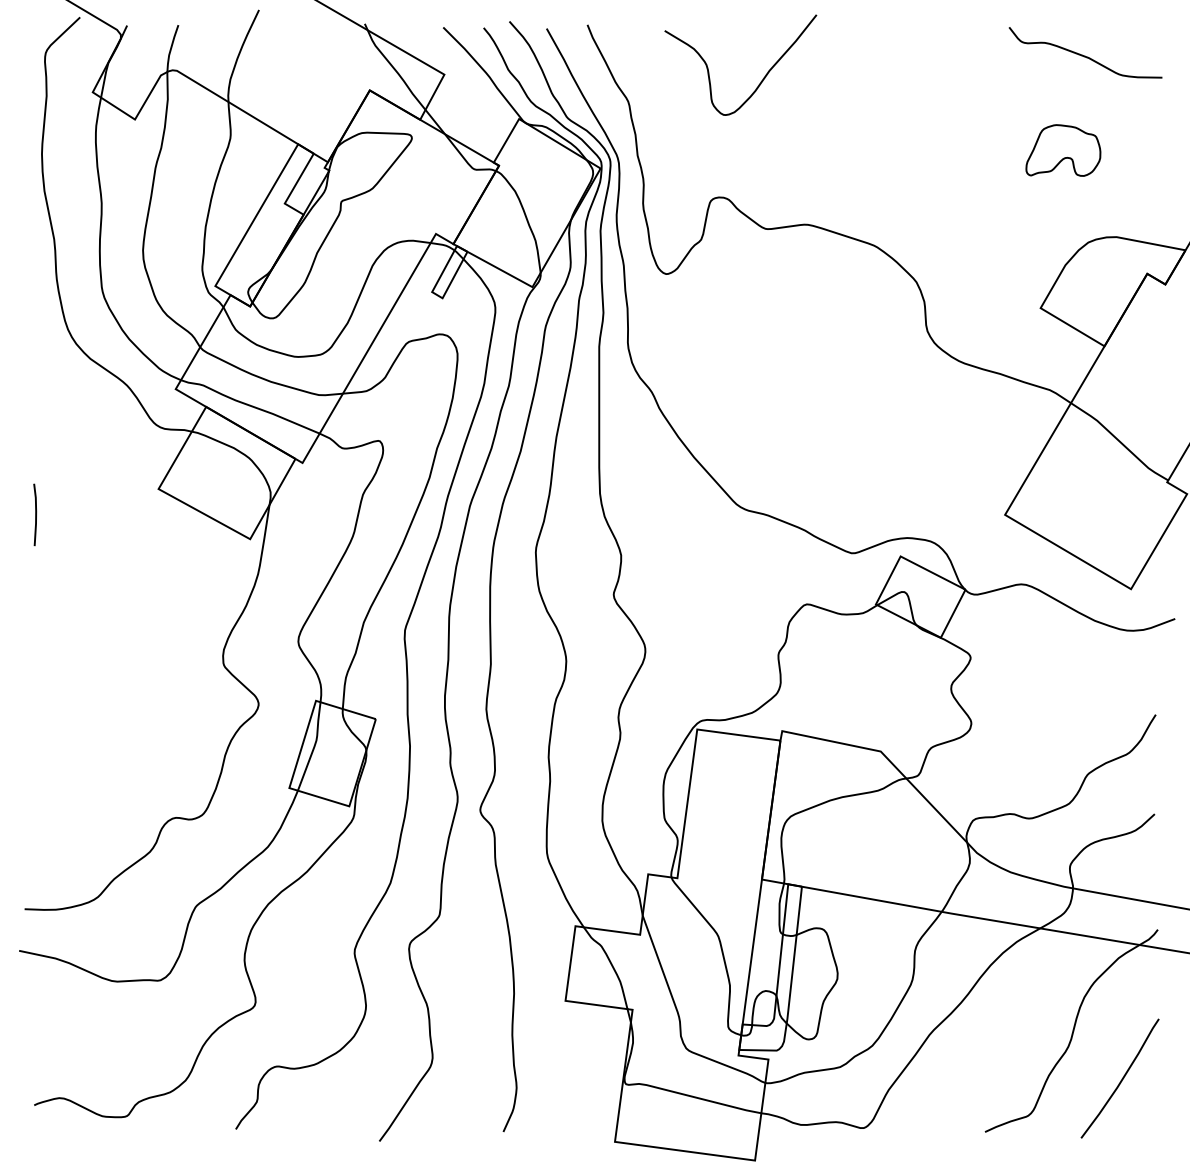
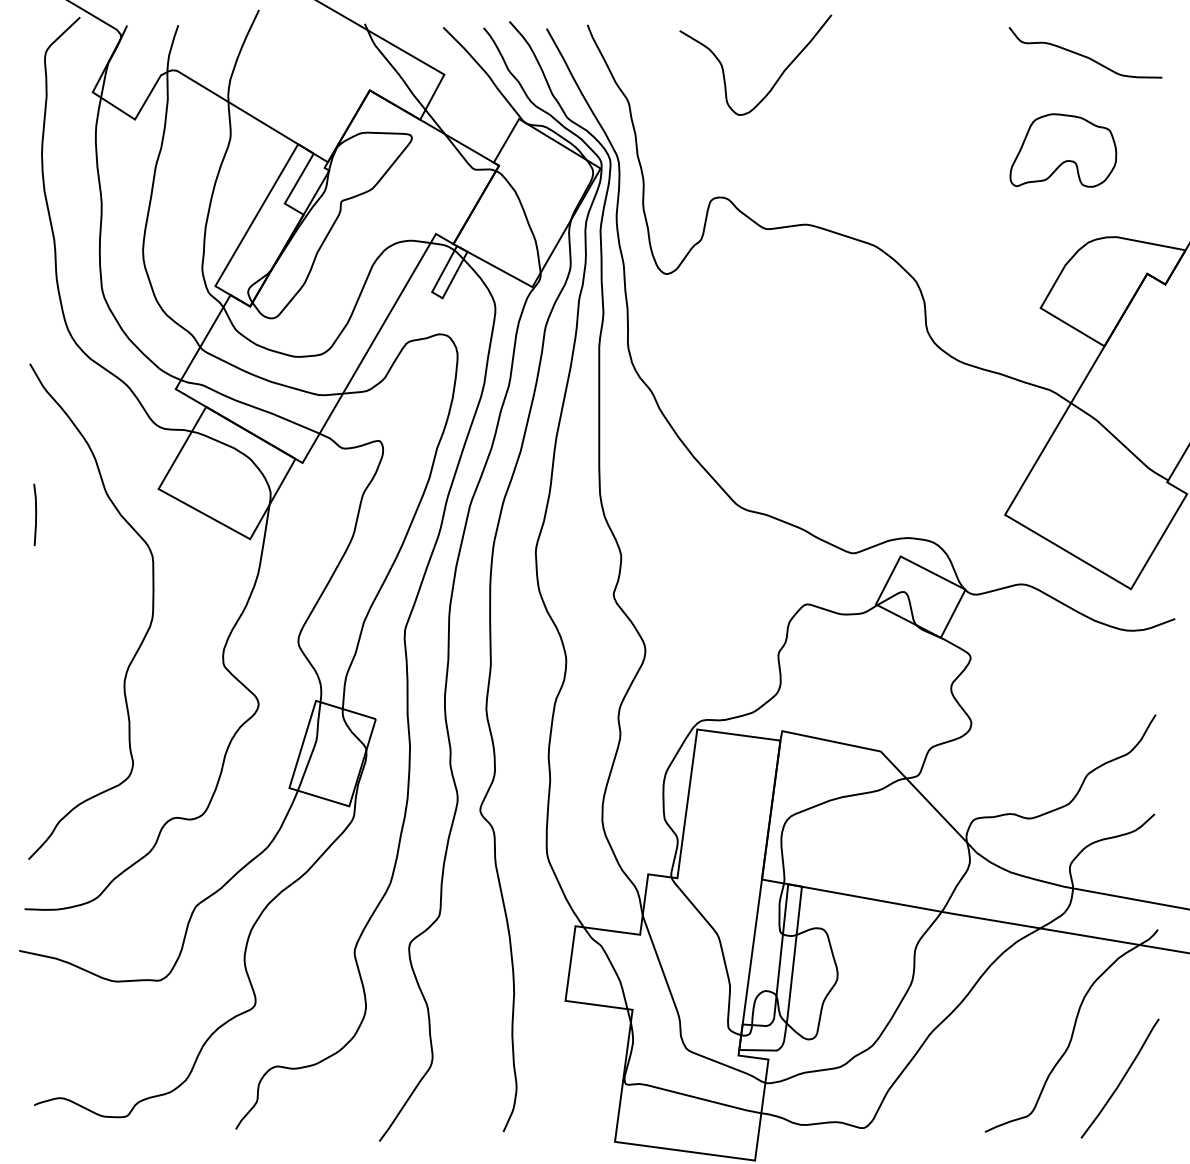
curve position: (760, 81) -> (775, 81) (775, 81)
part size: 77x53 px -> 109x75 px (1063, 150)
curve: none -> present (143, 637)
